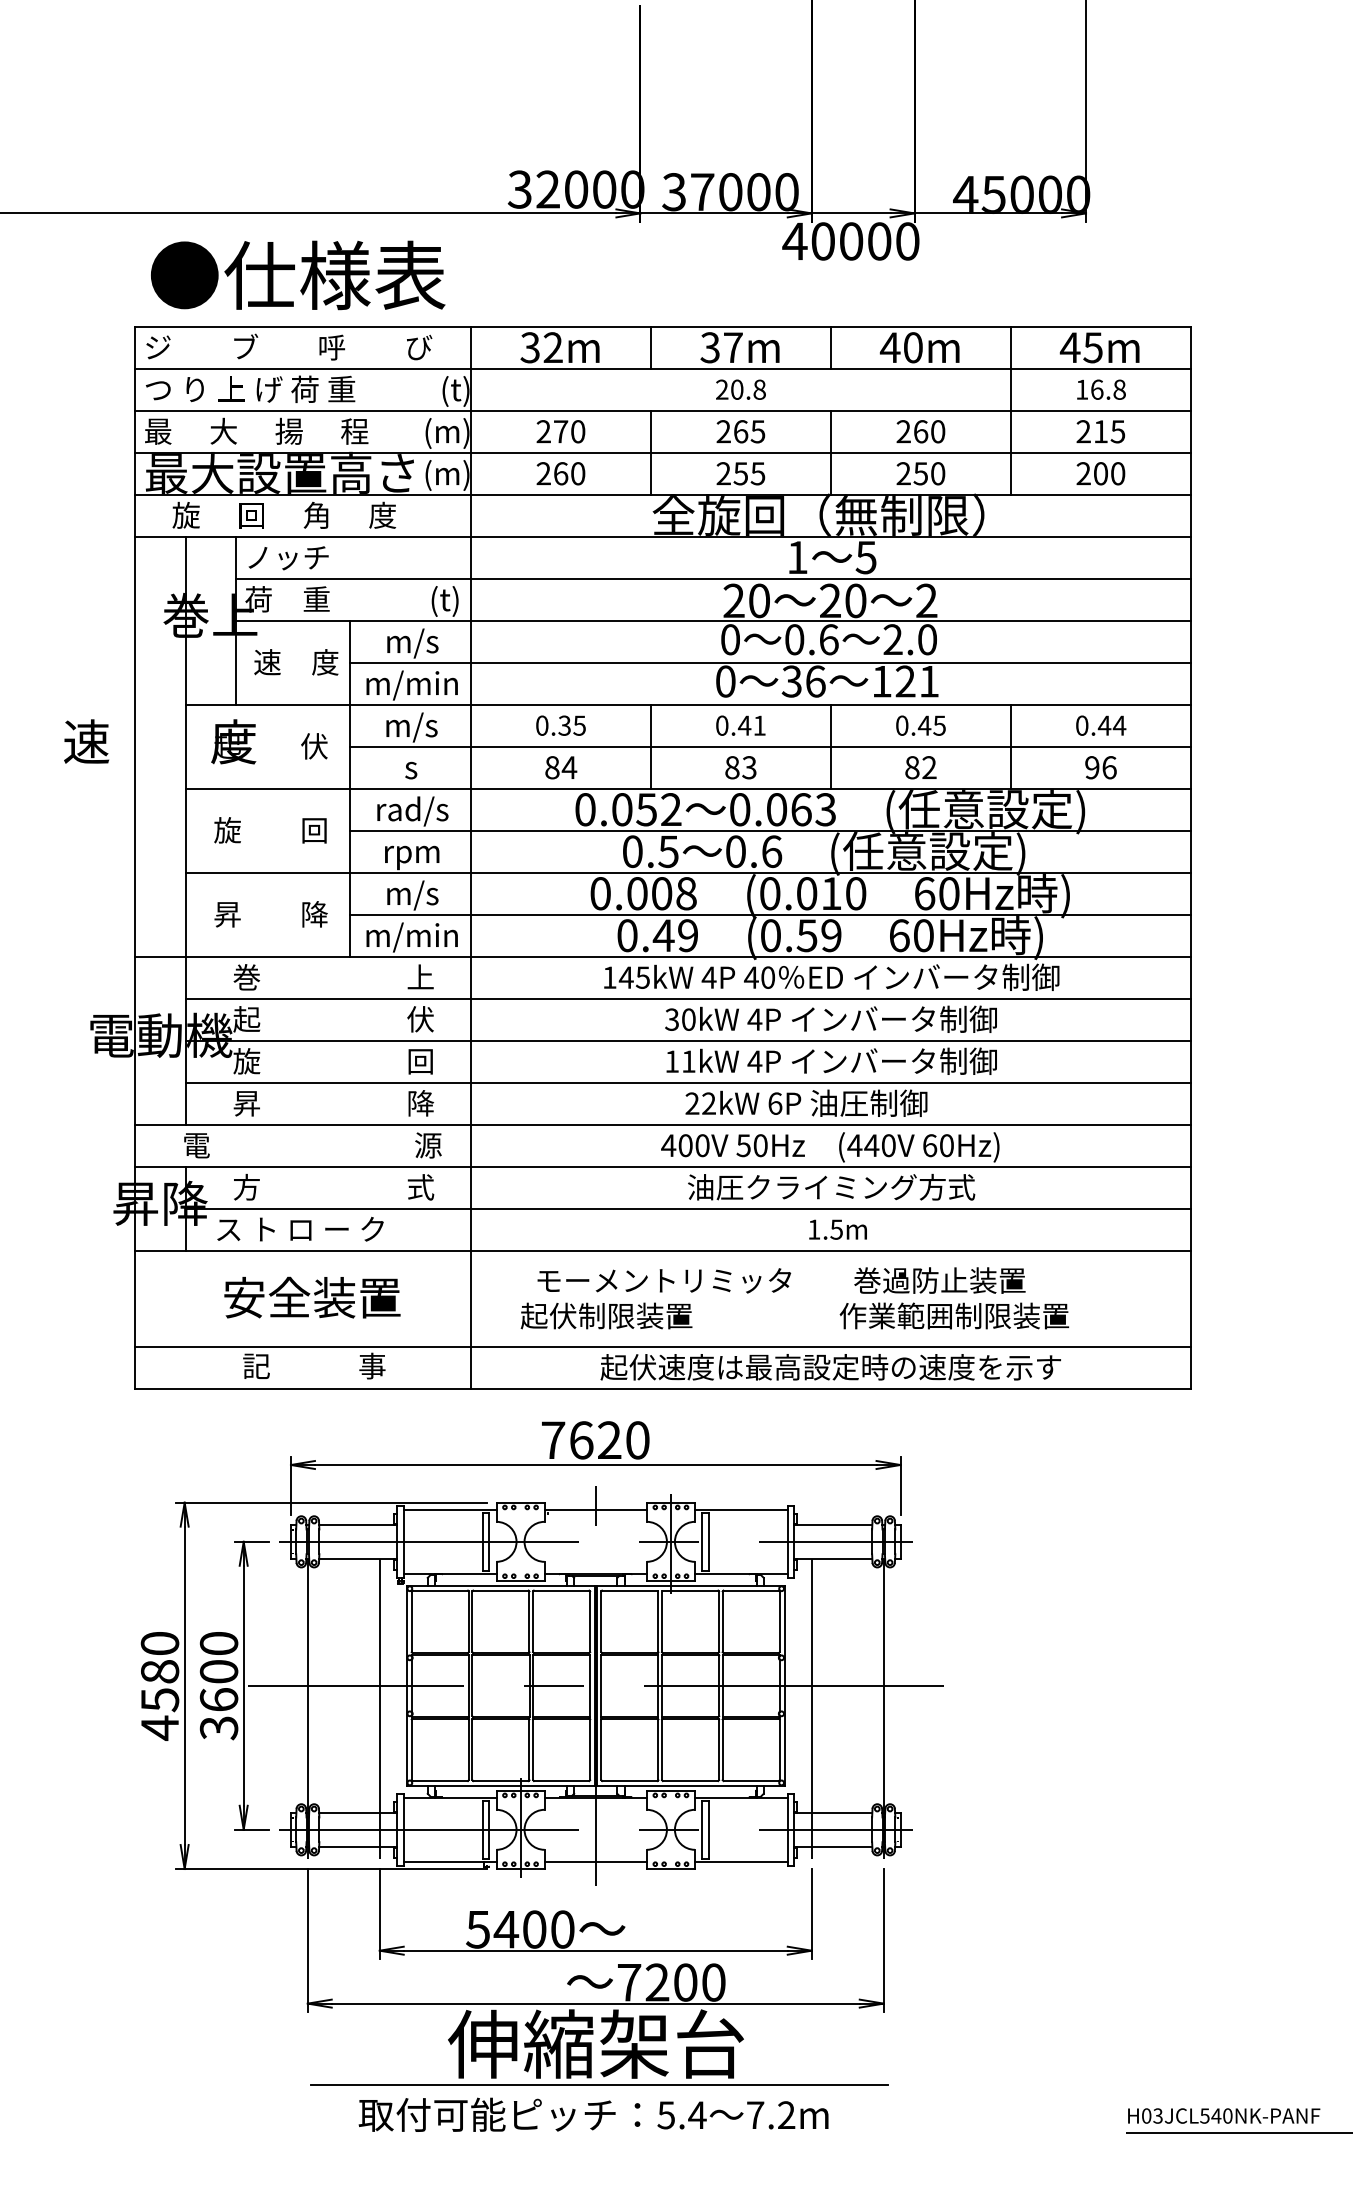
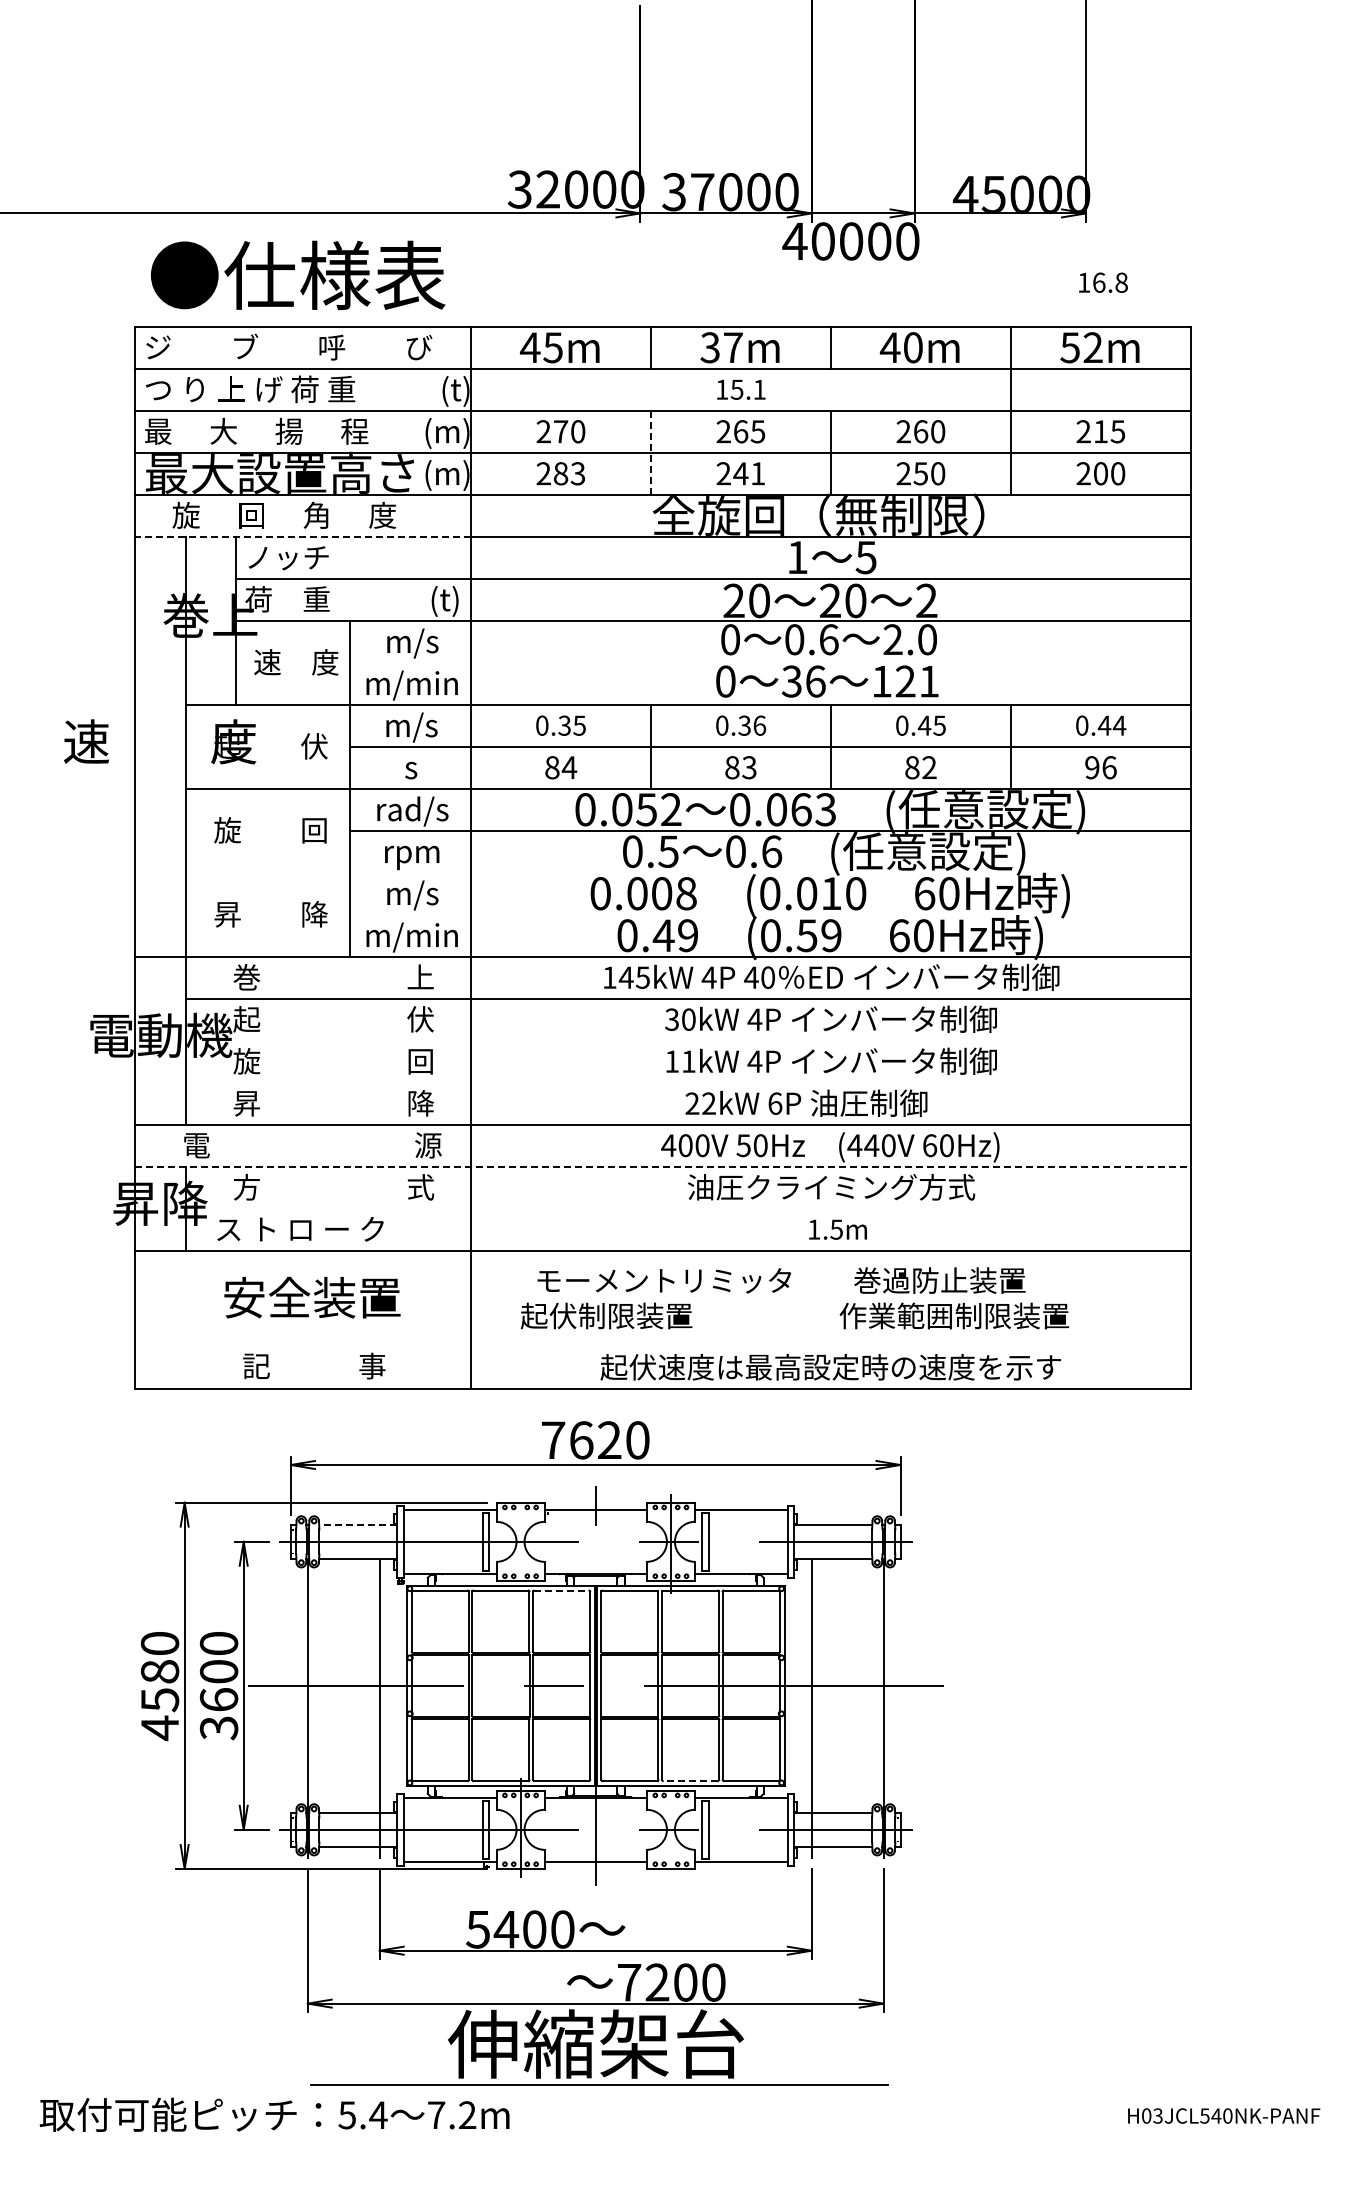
text: 32m -> 45m (541, 347)
text: 45m -> 52m (1080, 347)
text: 20.8 -> 15.1 (740, 389)
text position: (1101, 389) -> (1103, 282) (1103, 282)
line: solid -> dashed (651, 452)
text: 260 -> 283 (569, 473)
text: 255 -> 241 (749, 473)
line: solid -> dashed (303, 536)
line: present -> none (770, 662)
text: 0.41 -> 0.36 (751, 725)
line: present -> none (688, 872)
line: present -> none (770, 914)
line: present -> none (688, 1040)
line: present -> none (688, 1082)
line: solid -> dashed (663, 1166)
line: present -> none (688, 1208)
line: present -> none (663, 1346)
line: solid -> dashed (357, 1524)
line: solid -> dashed (561, 1590)
line: solid -> dashed (690, 1781)
text position: (593, 2114) -> (274, 2114) (274, 2114)
line: present -> none (1239, 2132)
